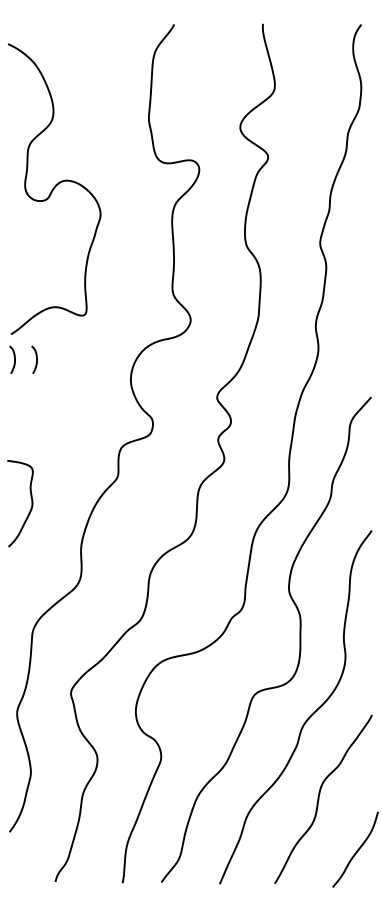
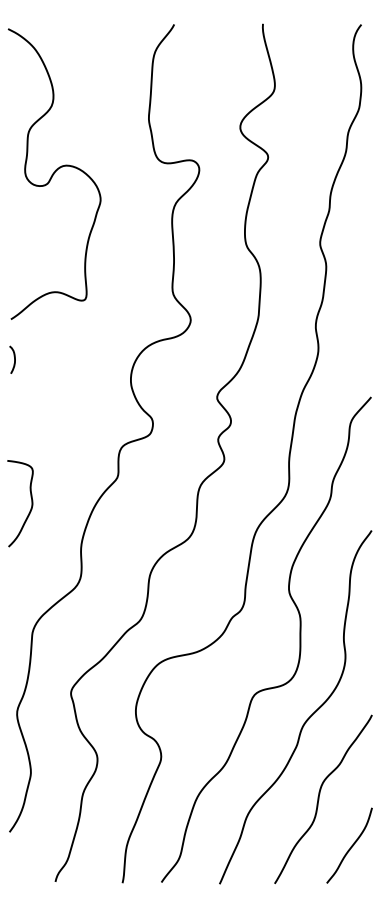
curve position: (54, 188) -> (54, 173) (54, 173)
curve: present -> none (36, 359)
curve position: (356, 850) -> (350, 846) (350, 846)
